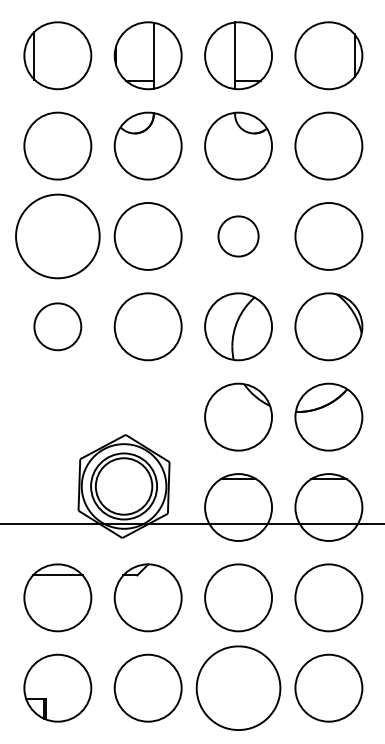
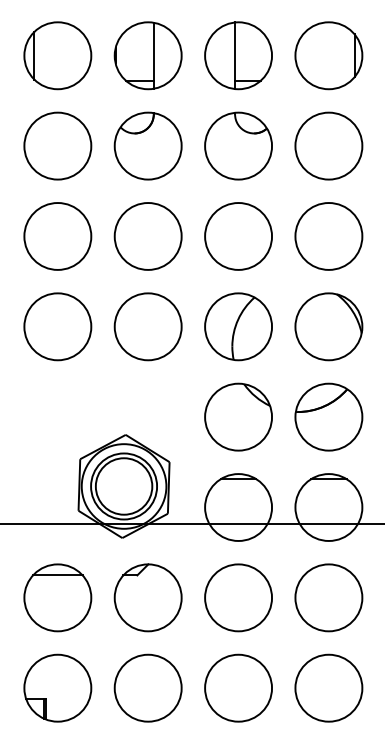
circle diameter: 84 px -> 67 px (57, 236)
circle diameter: 40 px -> 67 px (238, 236)
circle diameter: 47 px -> 67 px (57, 326)
circle diameter: 84 px -> 67 px (238, 687)
